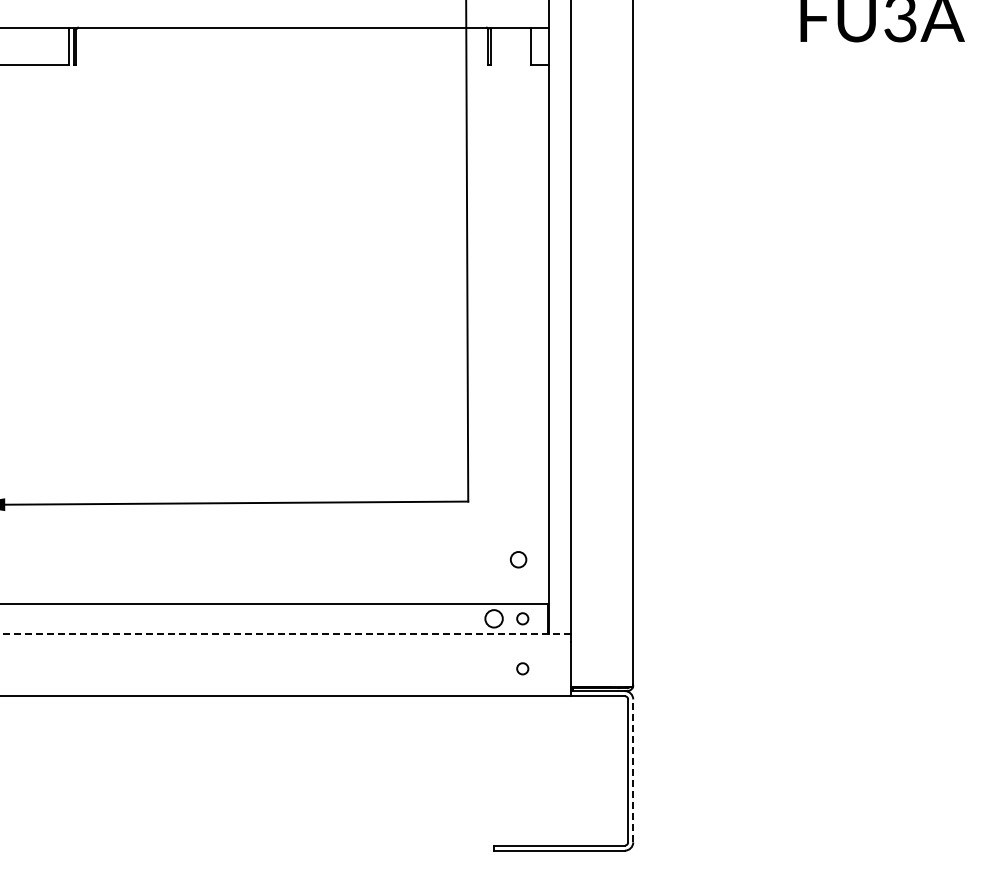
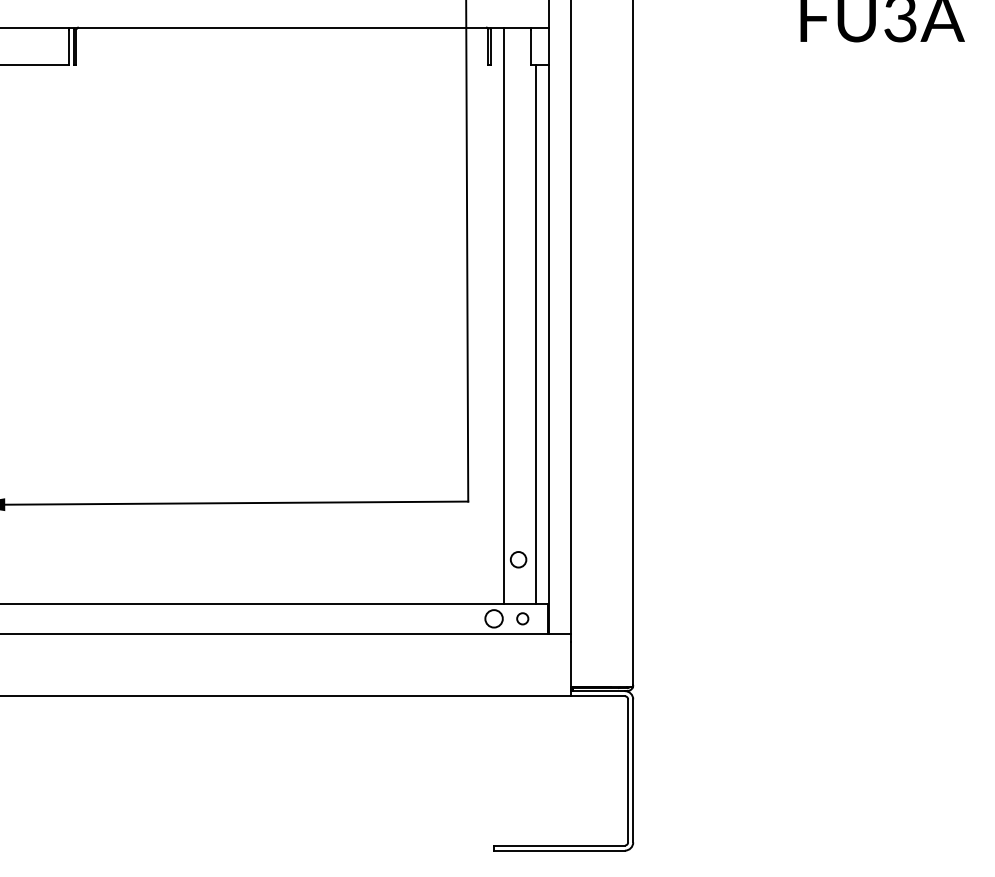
line: none -> present (503, 315)
line: none -> present (536, 334)
line: dashed -> solid (285, 633)
circle: present -> none (522, 668)
line: dashed -> solid (633, 770)
